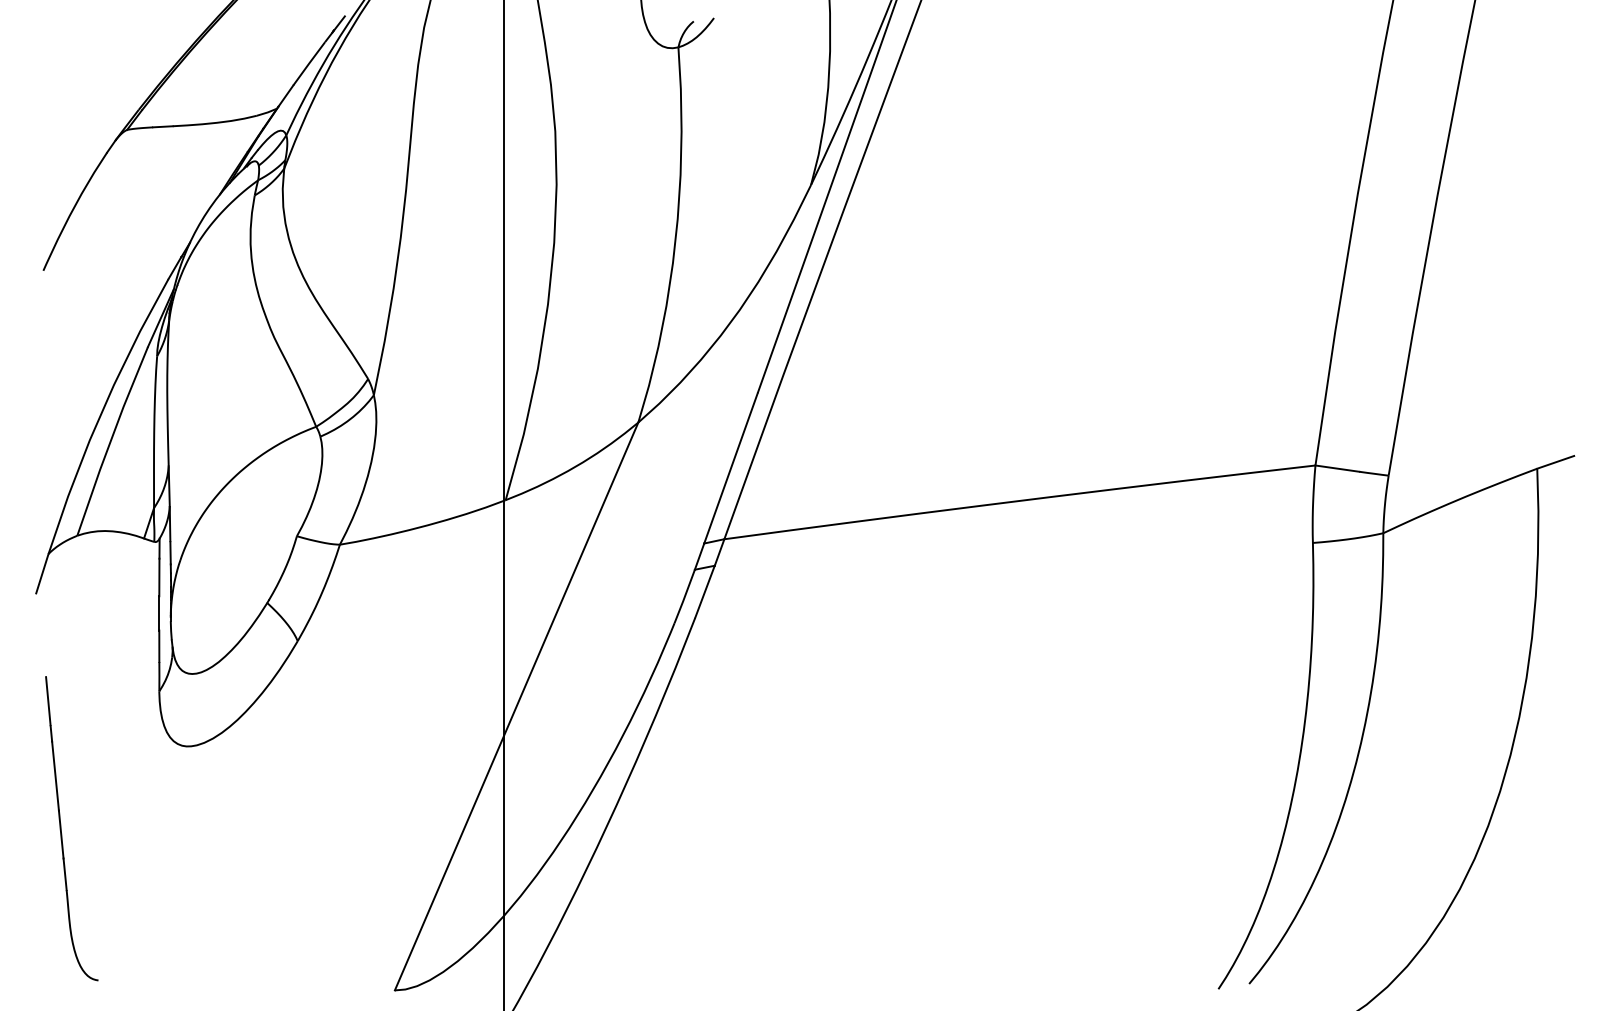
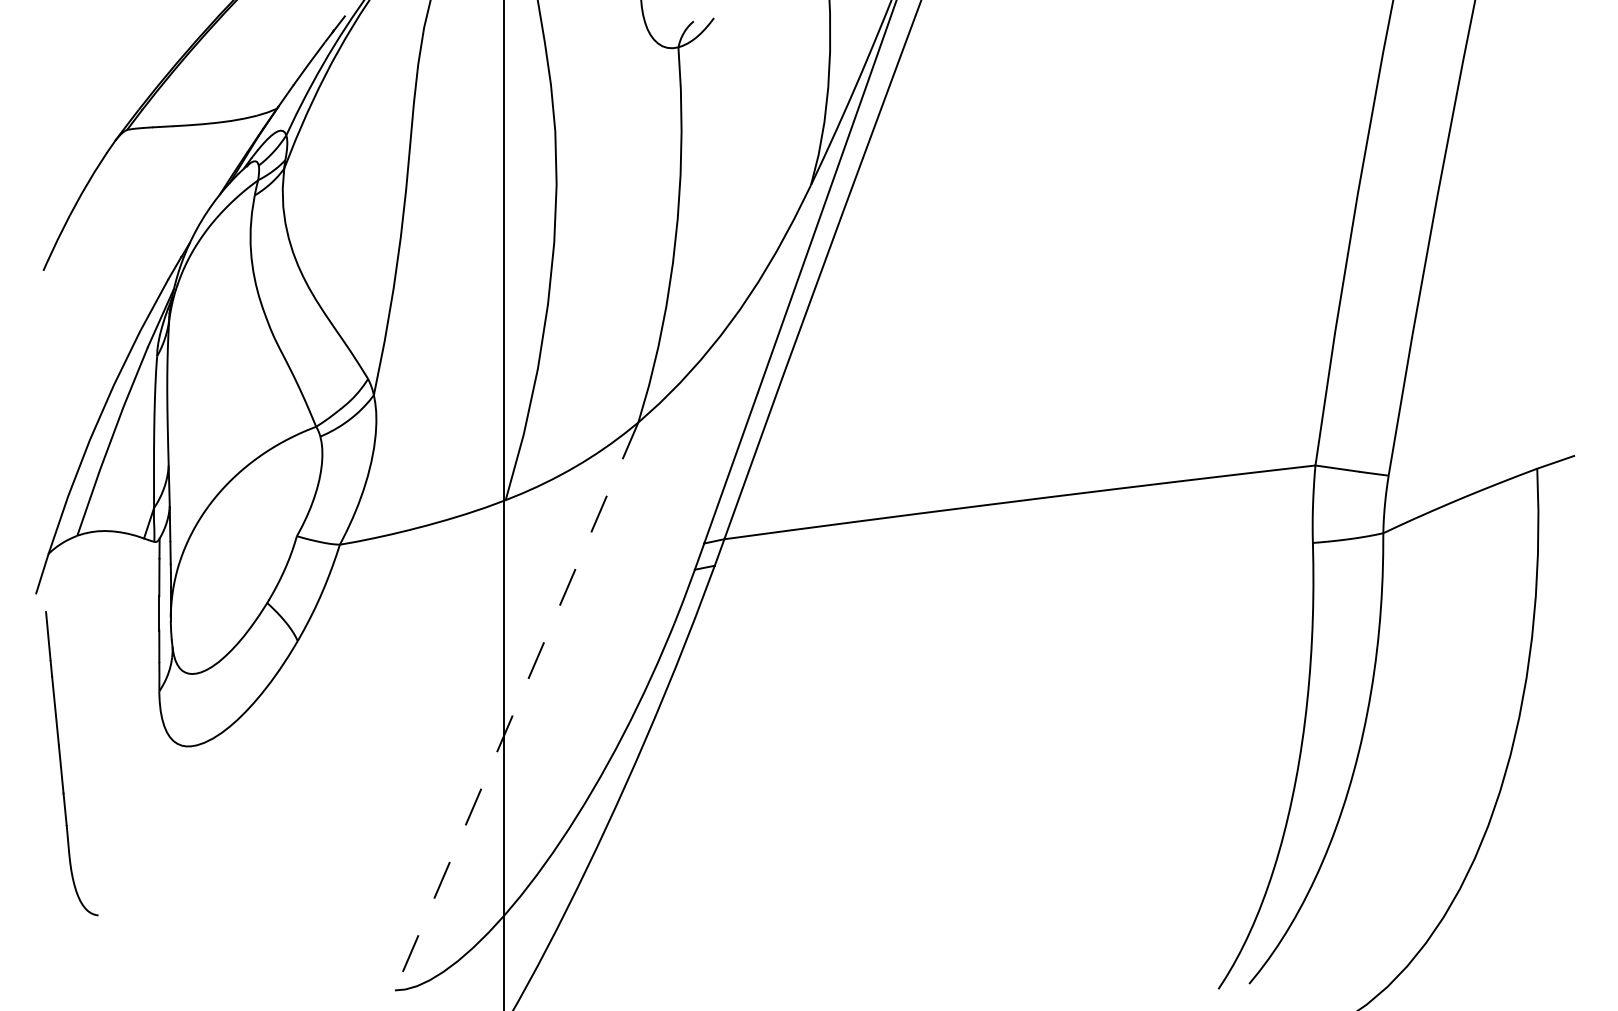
line: solid -> dashed (516, 706)
part position: (61, 828) -> (61, 763) (61, 763)
